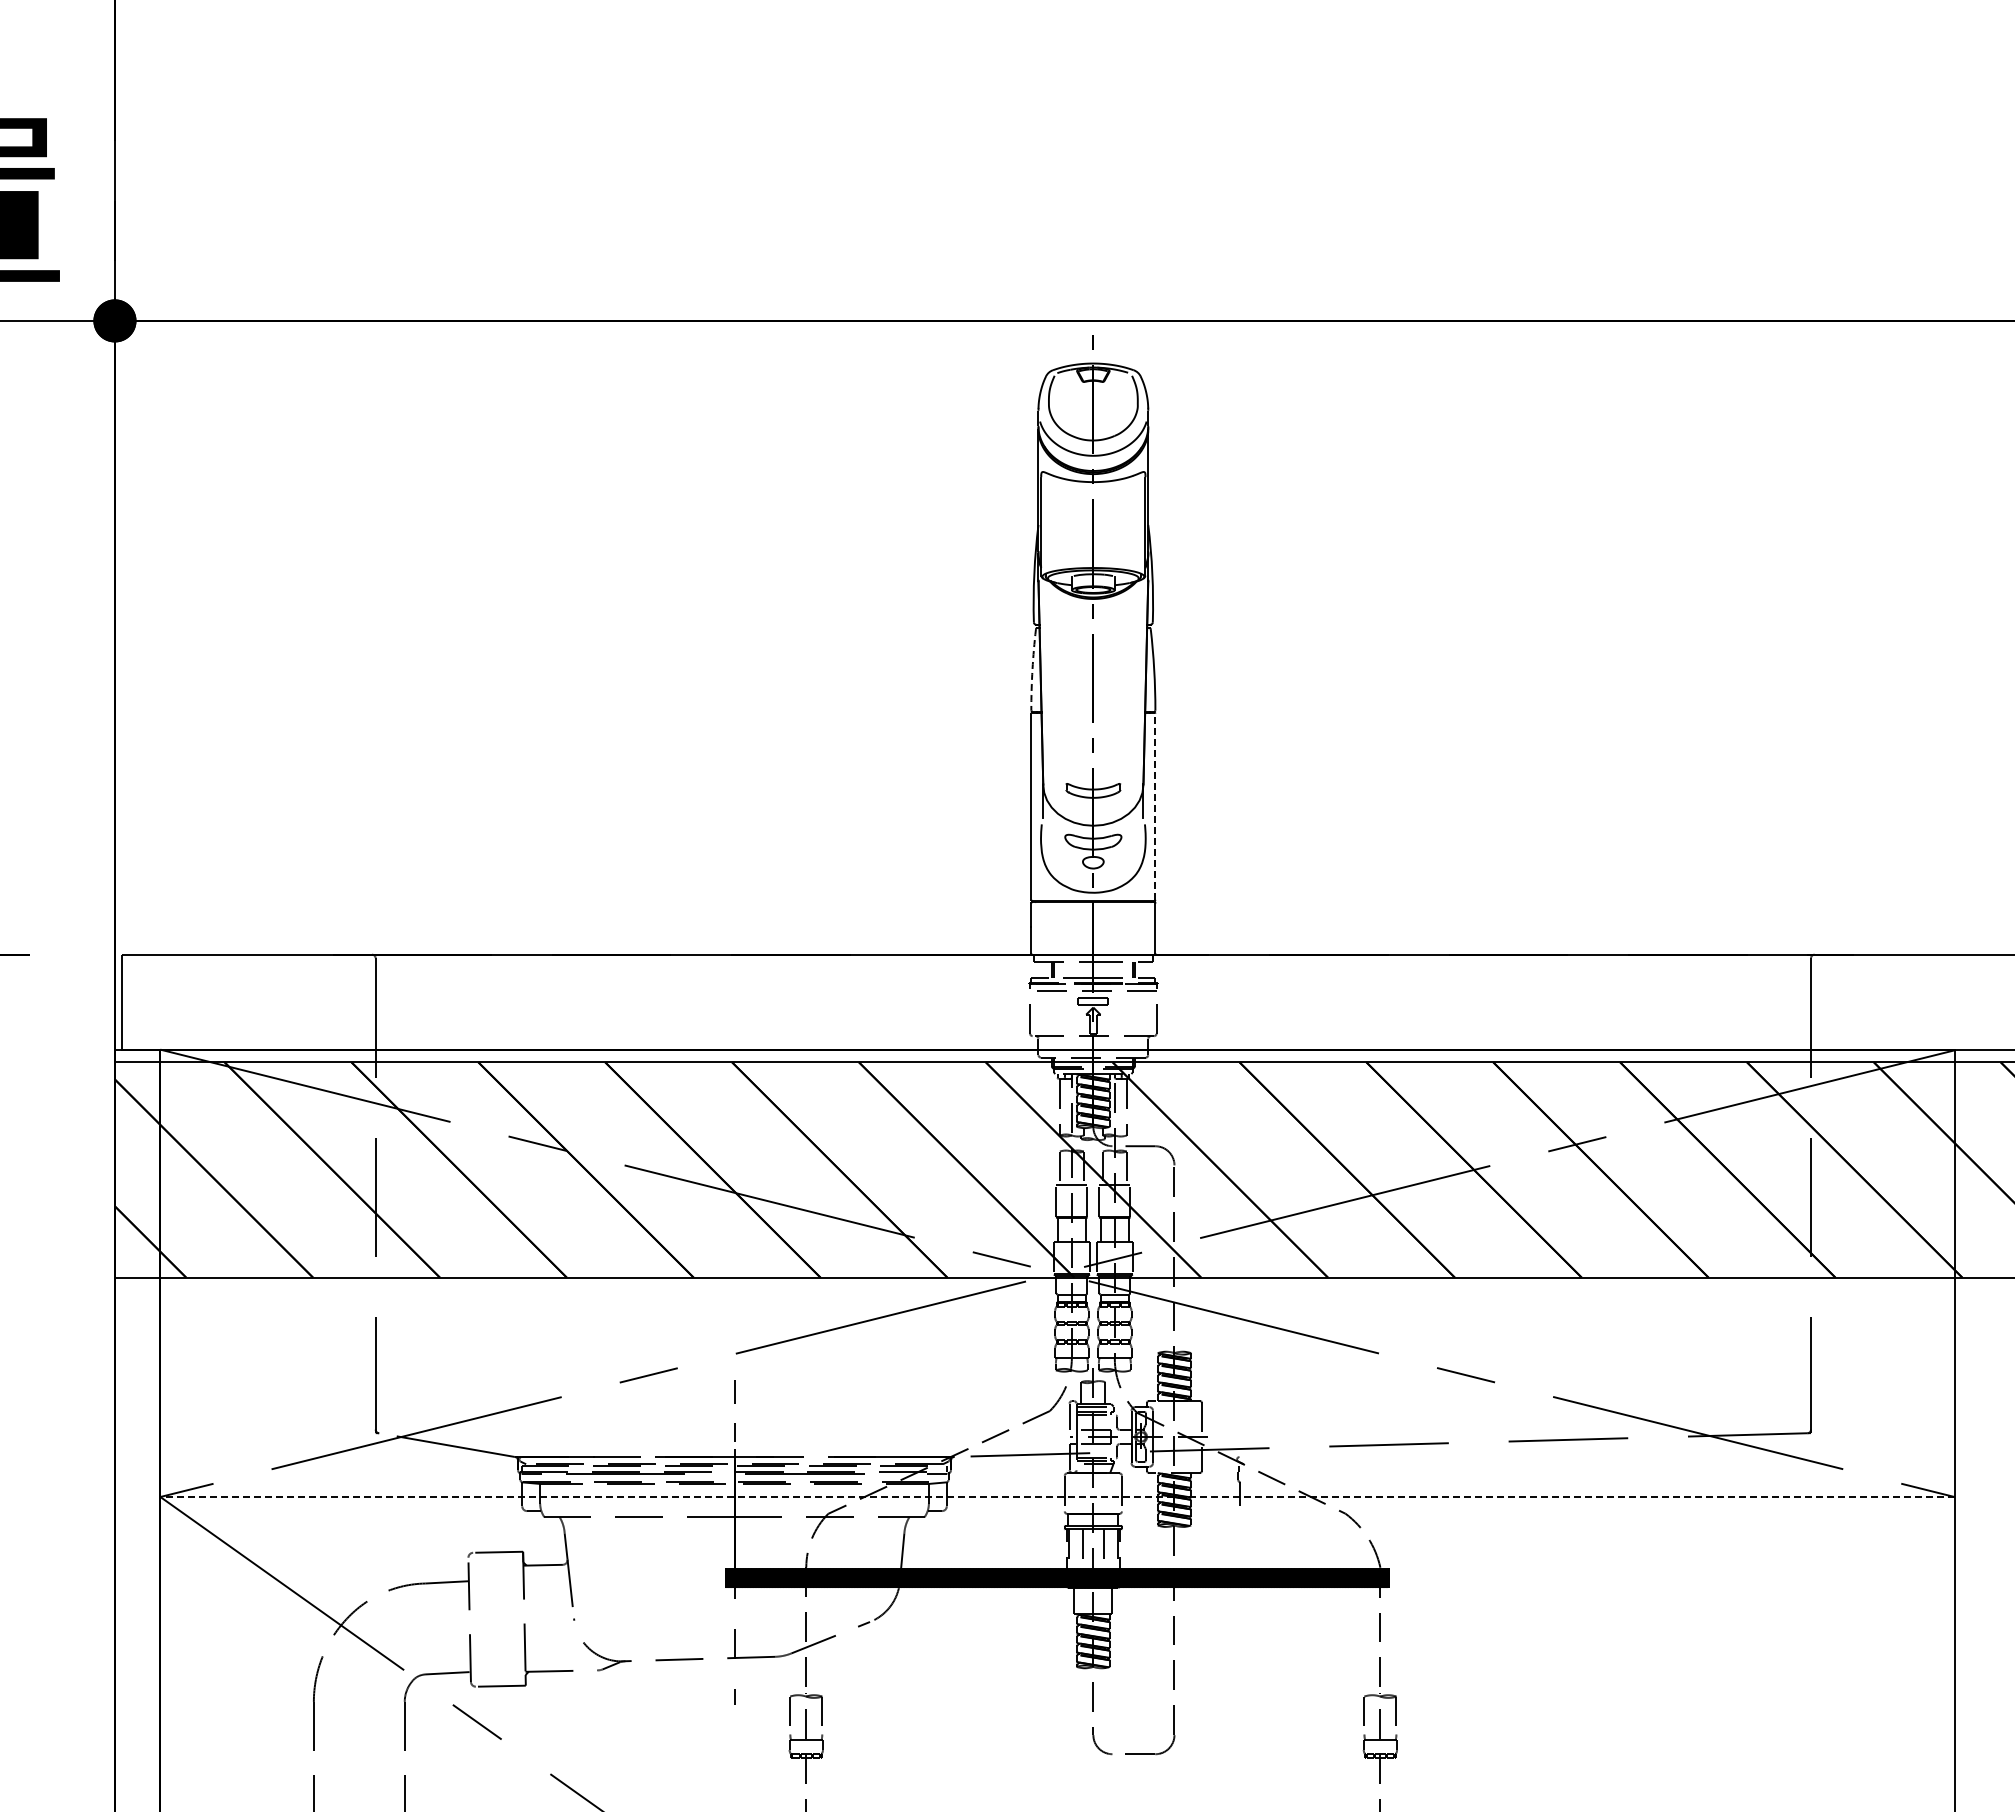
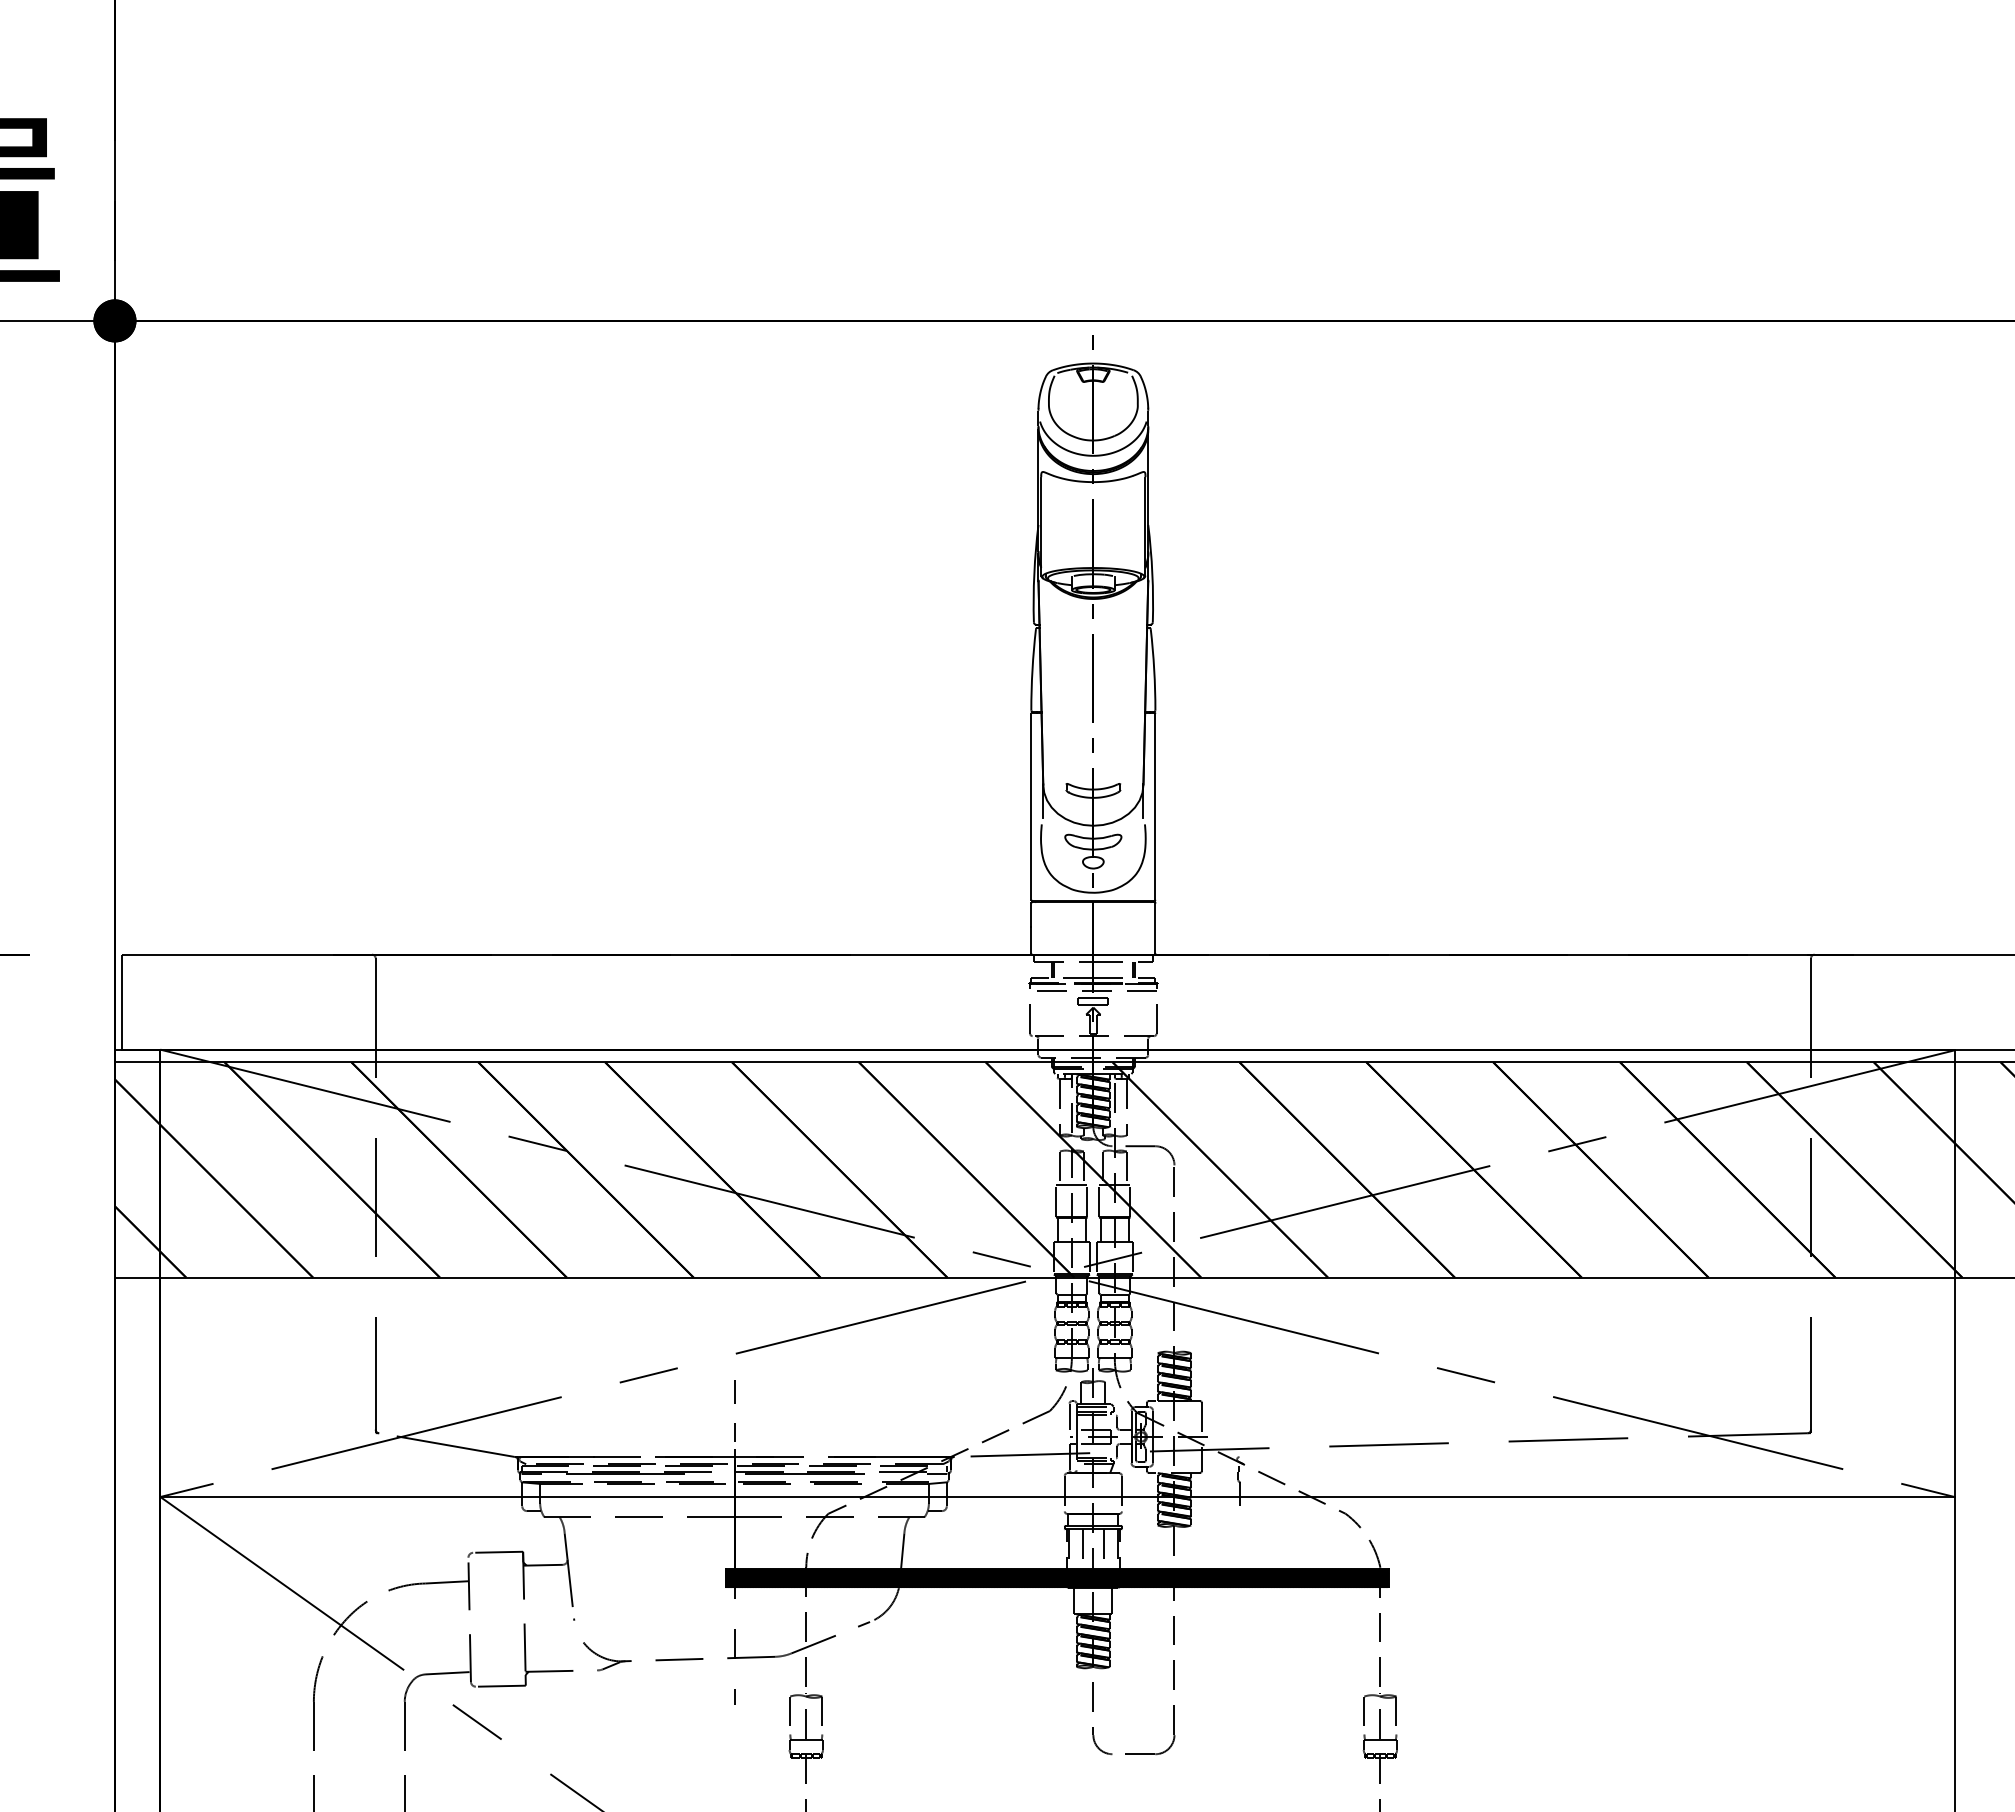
arc: dashed -> solid (1032, 669)
line: dashed -> solid (1155, 806)
line: dashed -> solid (1056, 1496)
